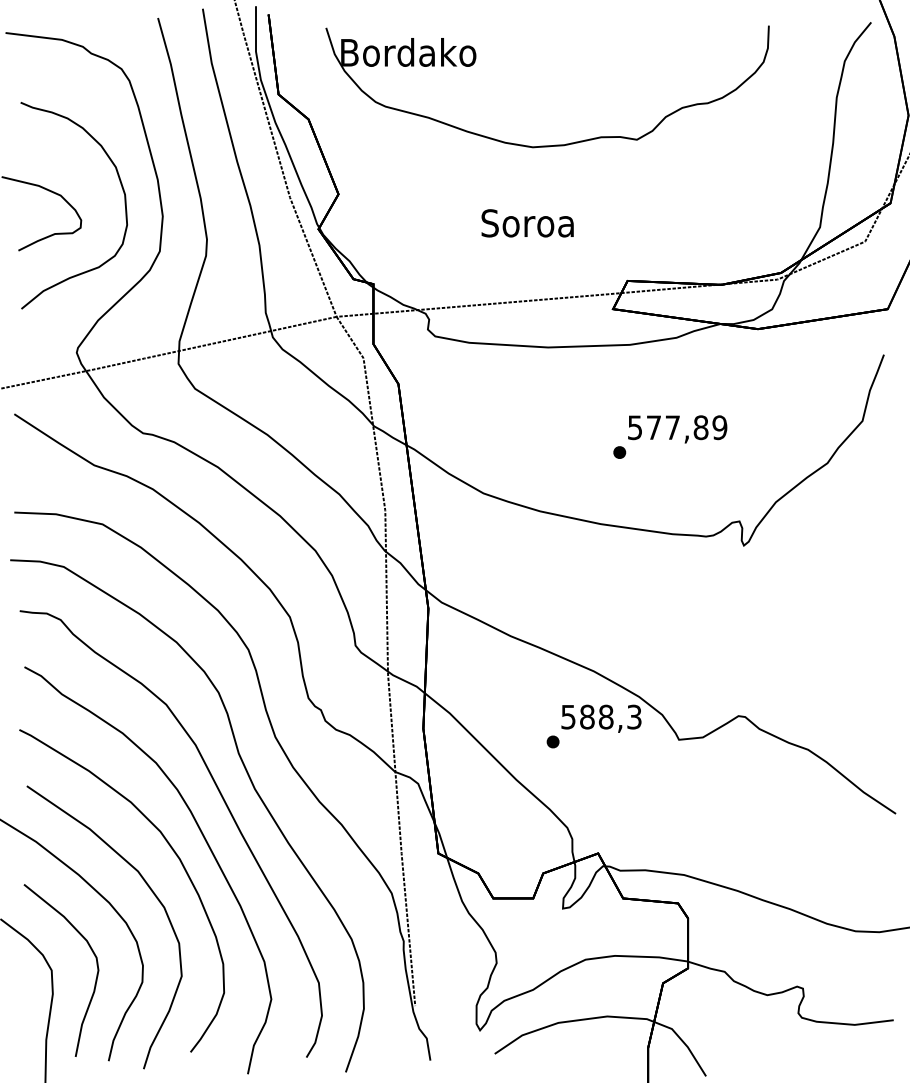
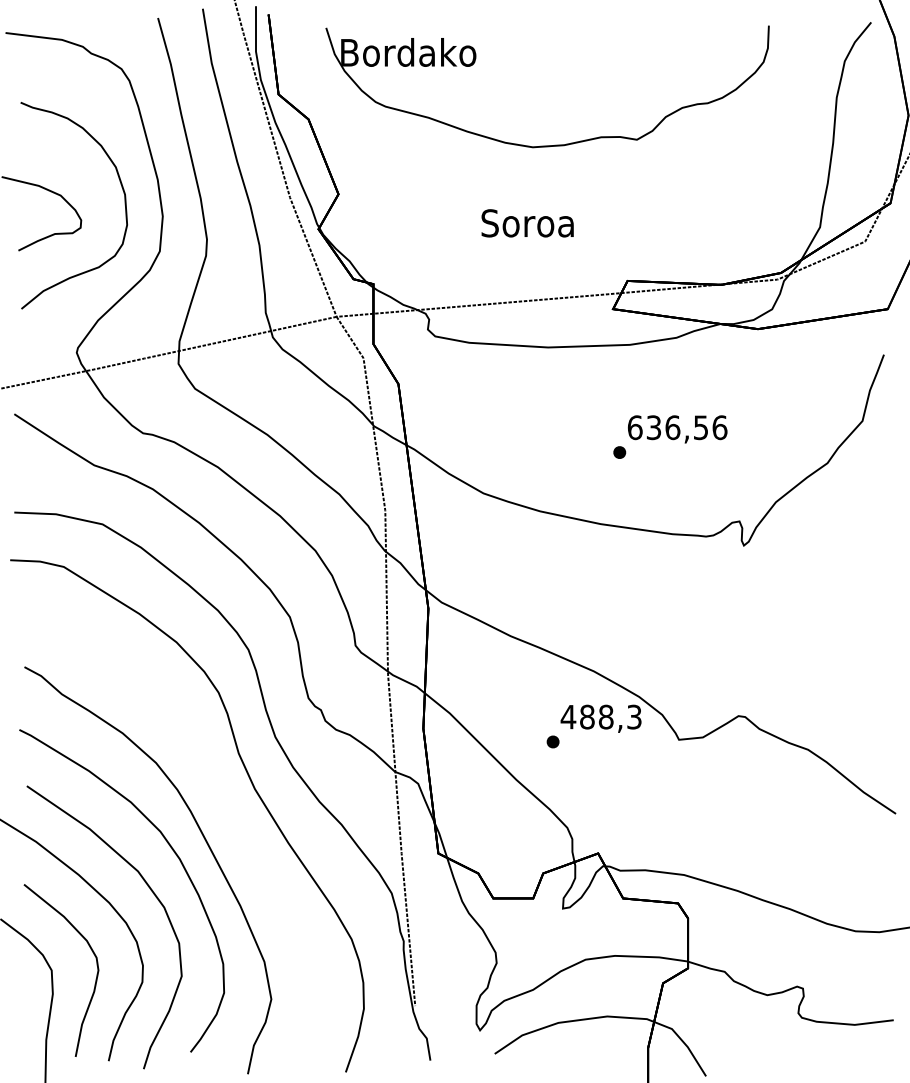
text: 577,89 -> 636,56 (677, 427)
text: 588,3 -> 488,3 (568, 717)
curve: present -> none (225, 805)
